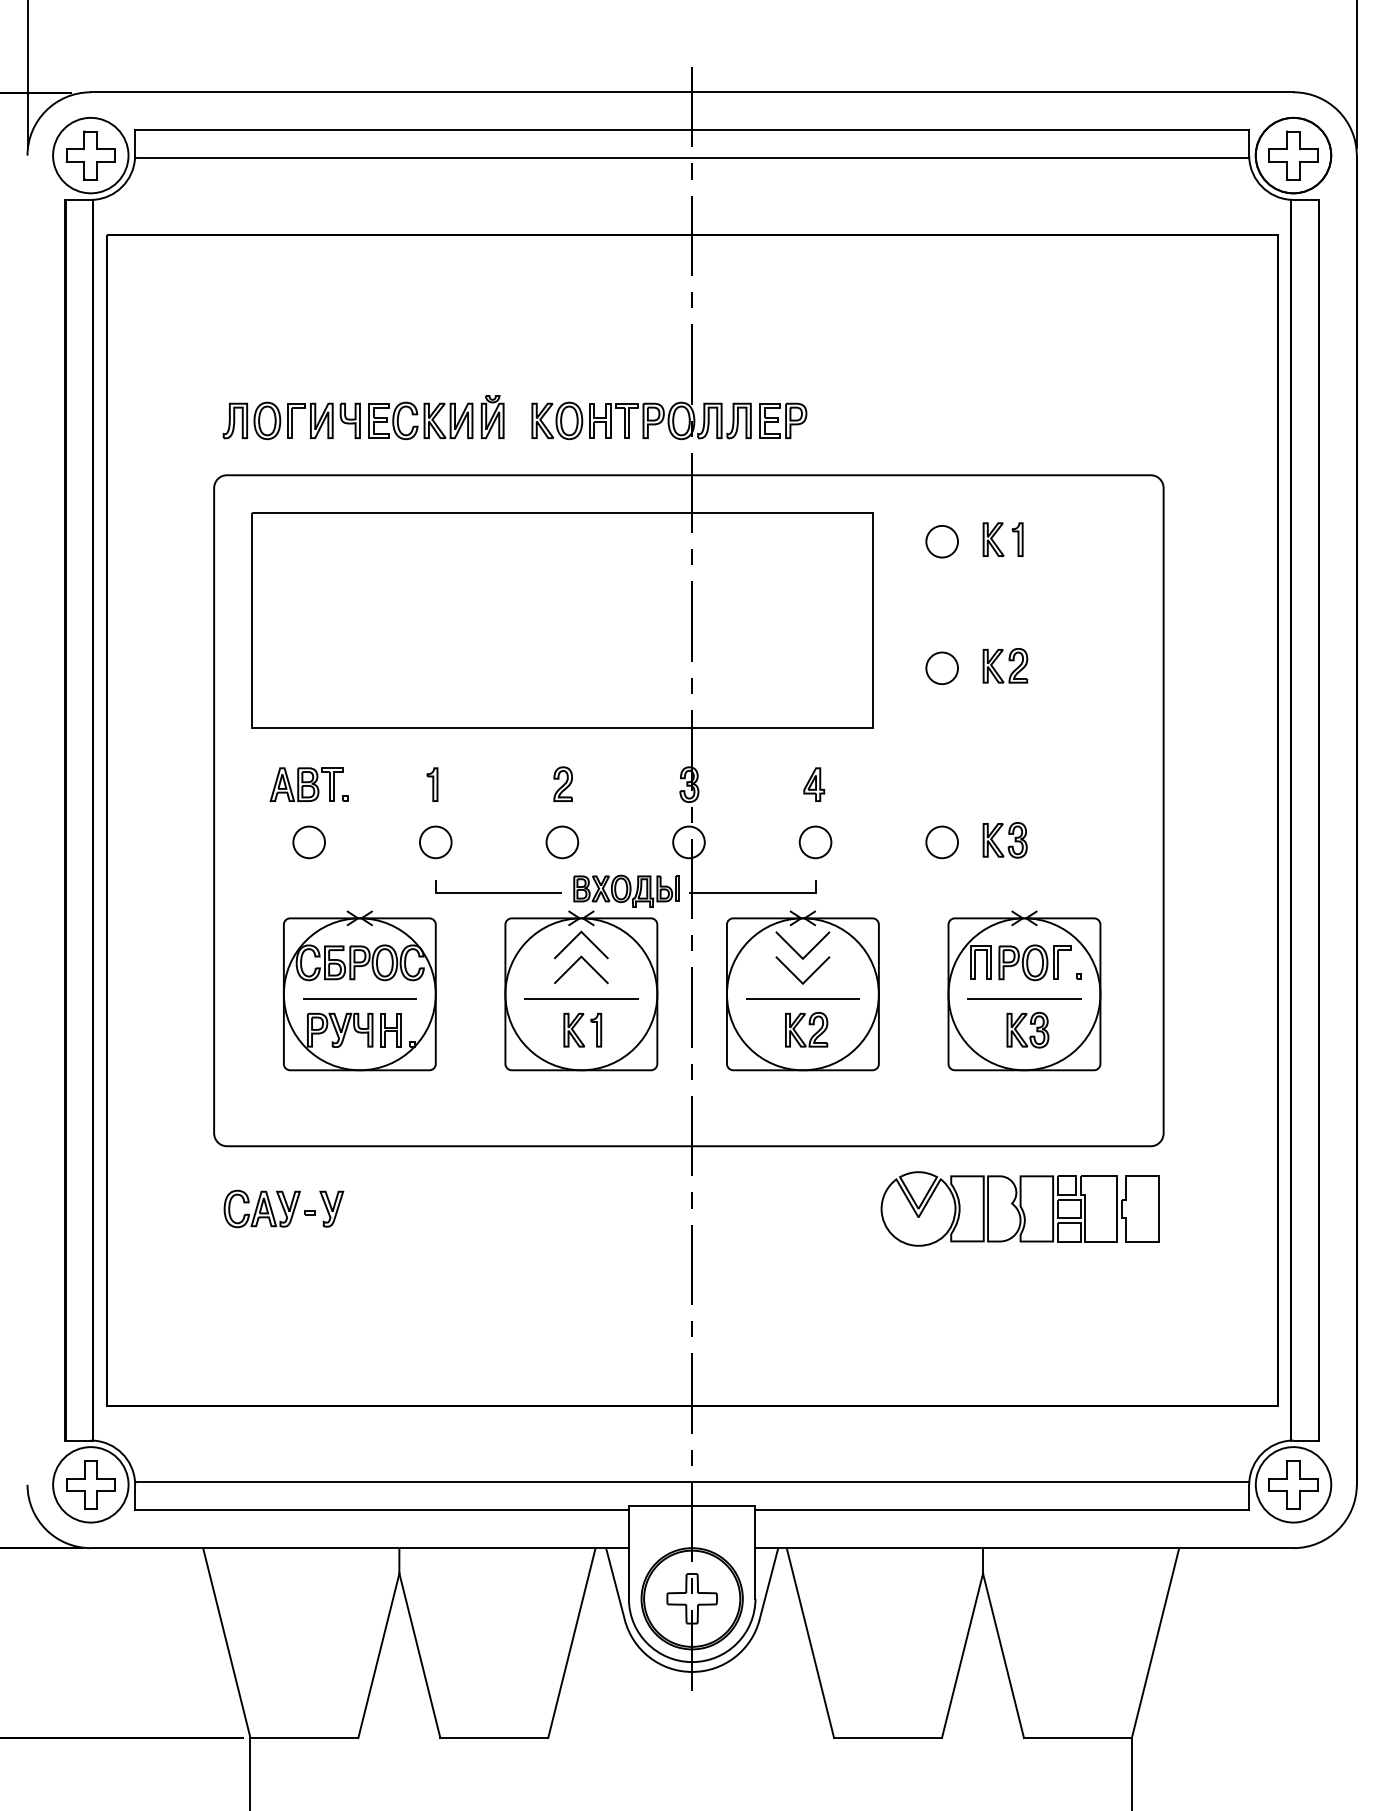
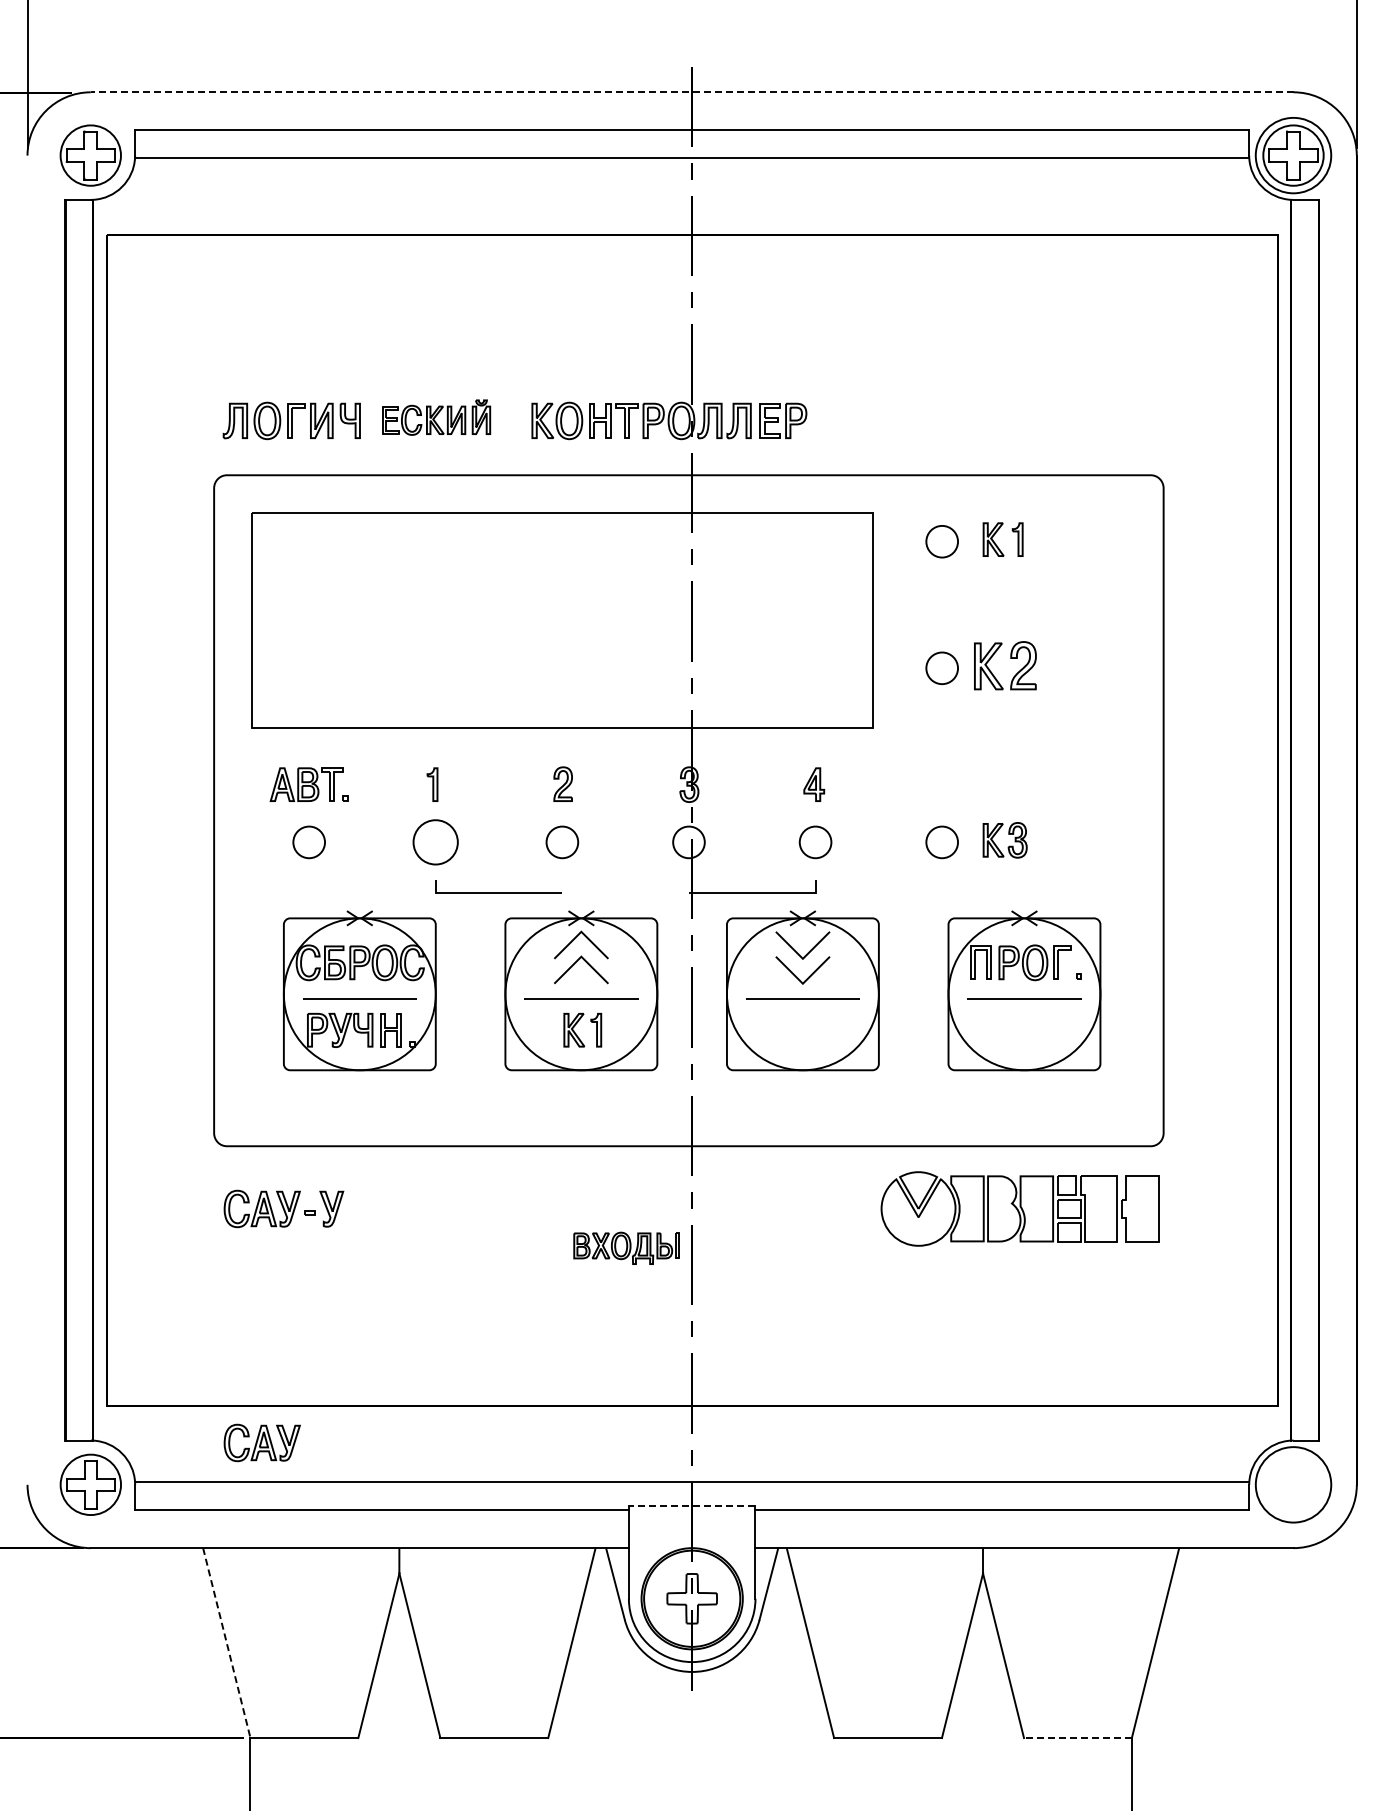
line: solid -> dashed (691, 92)
circle diameter: 75 px -> 60 px (90, 155)
circle diameter: 75 px -> 60 px (1293, 155)
part size: 137x46 px -> 110x37 px (436, 417)
part size: 47x36 px -> 63x50 px (1005, 665)
part size: 34x35 px -> 47x47 px (435, 842)
part position: (626, 890) -> (626, 1247) (626, 1247)
part: present -> none (806, 1029)
part: present -> none (1027, 1030)
part: none -> present (261, 1442)
circle diameter: 75 px -> 60 px (90, 1484)
part: present -> none (1293, 1484)
line: solid -> dashed (691, 1505)
line: solid -> dashed (226, 1643)
line: solid -> dashed (1077, 1738)
